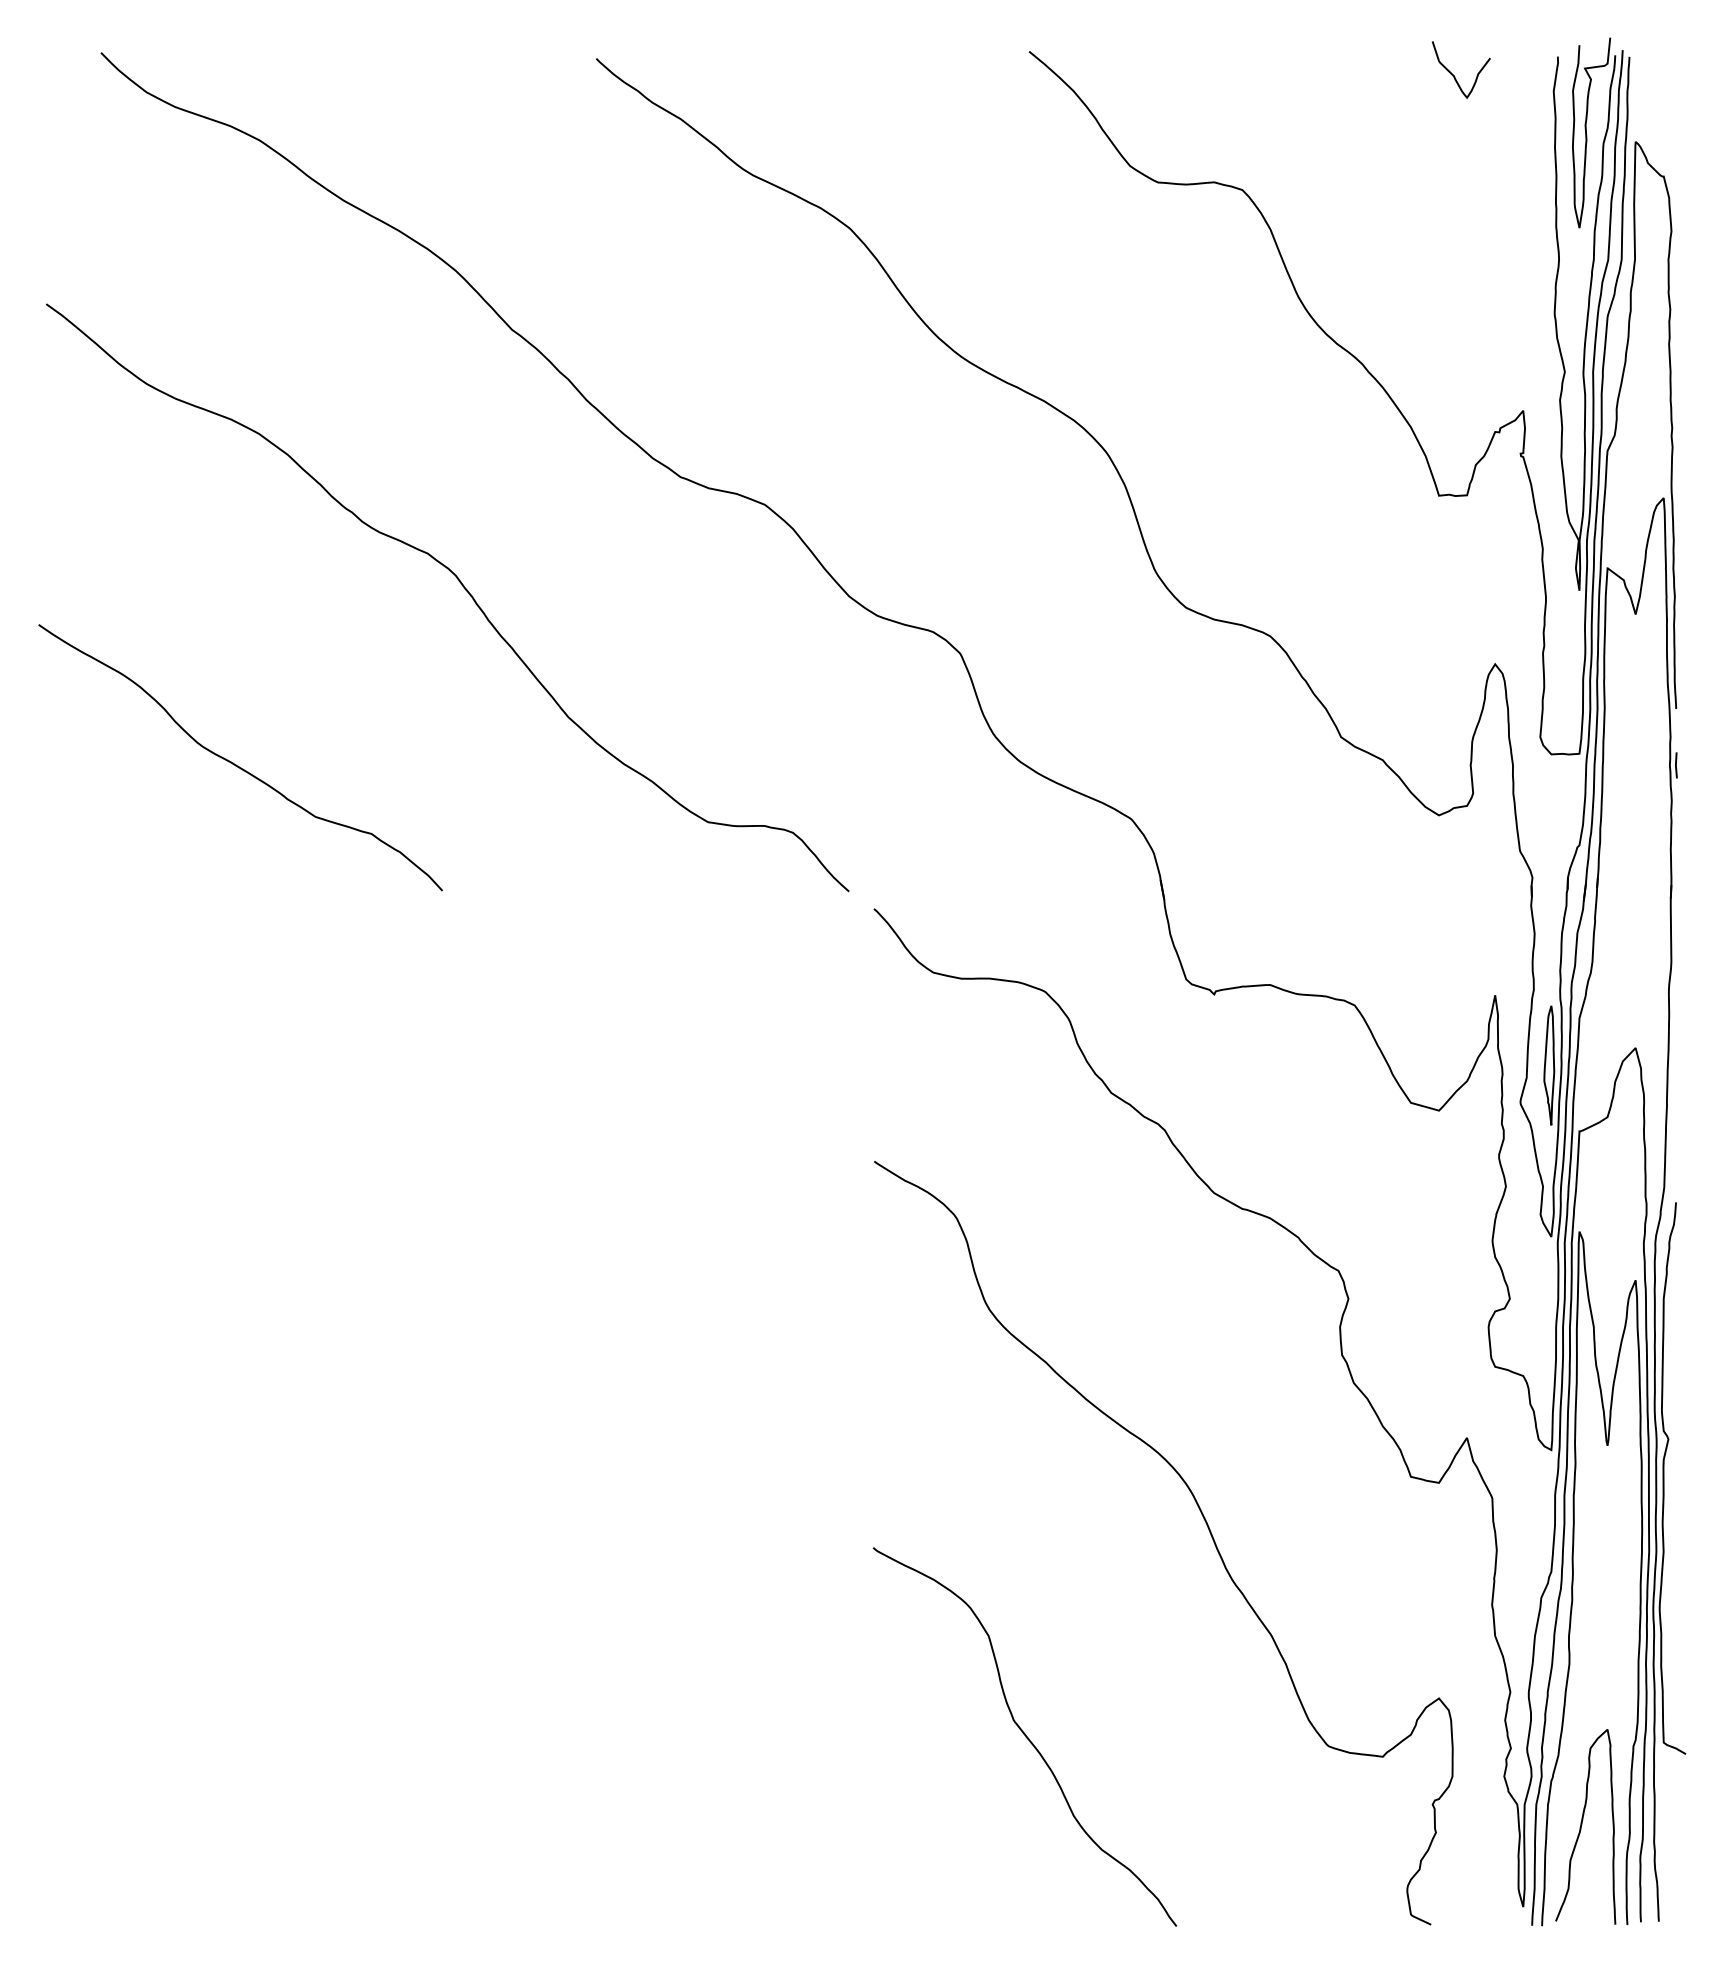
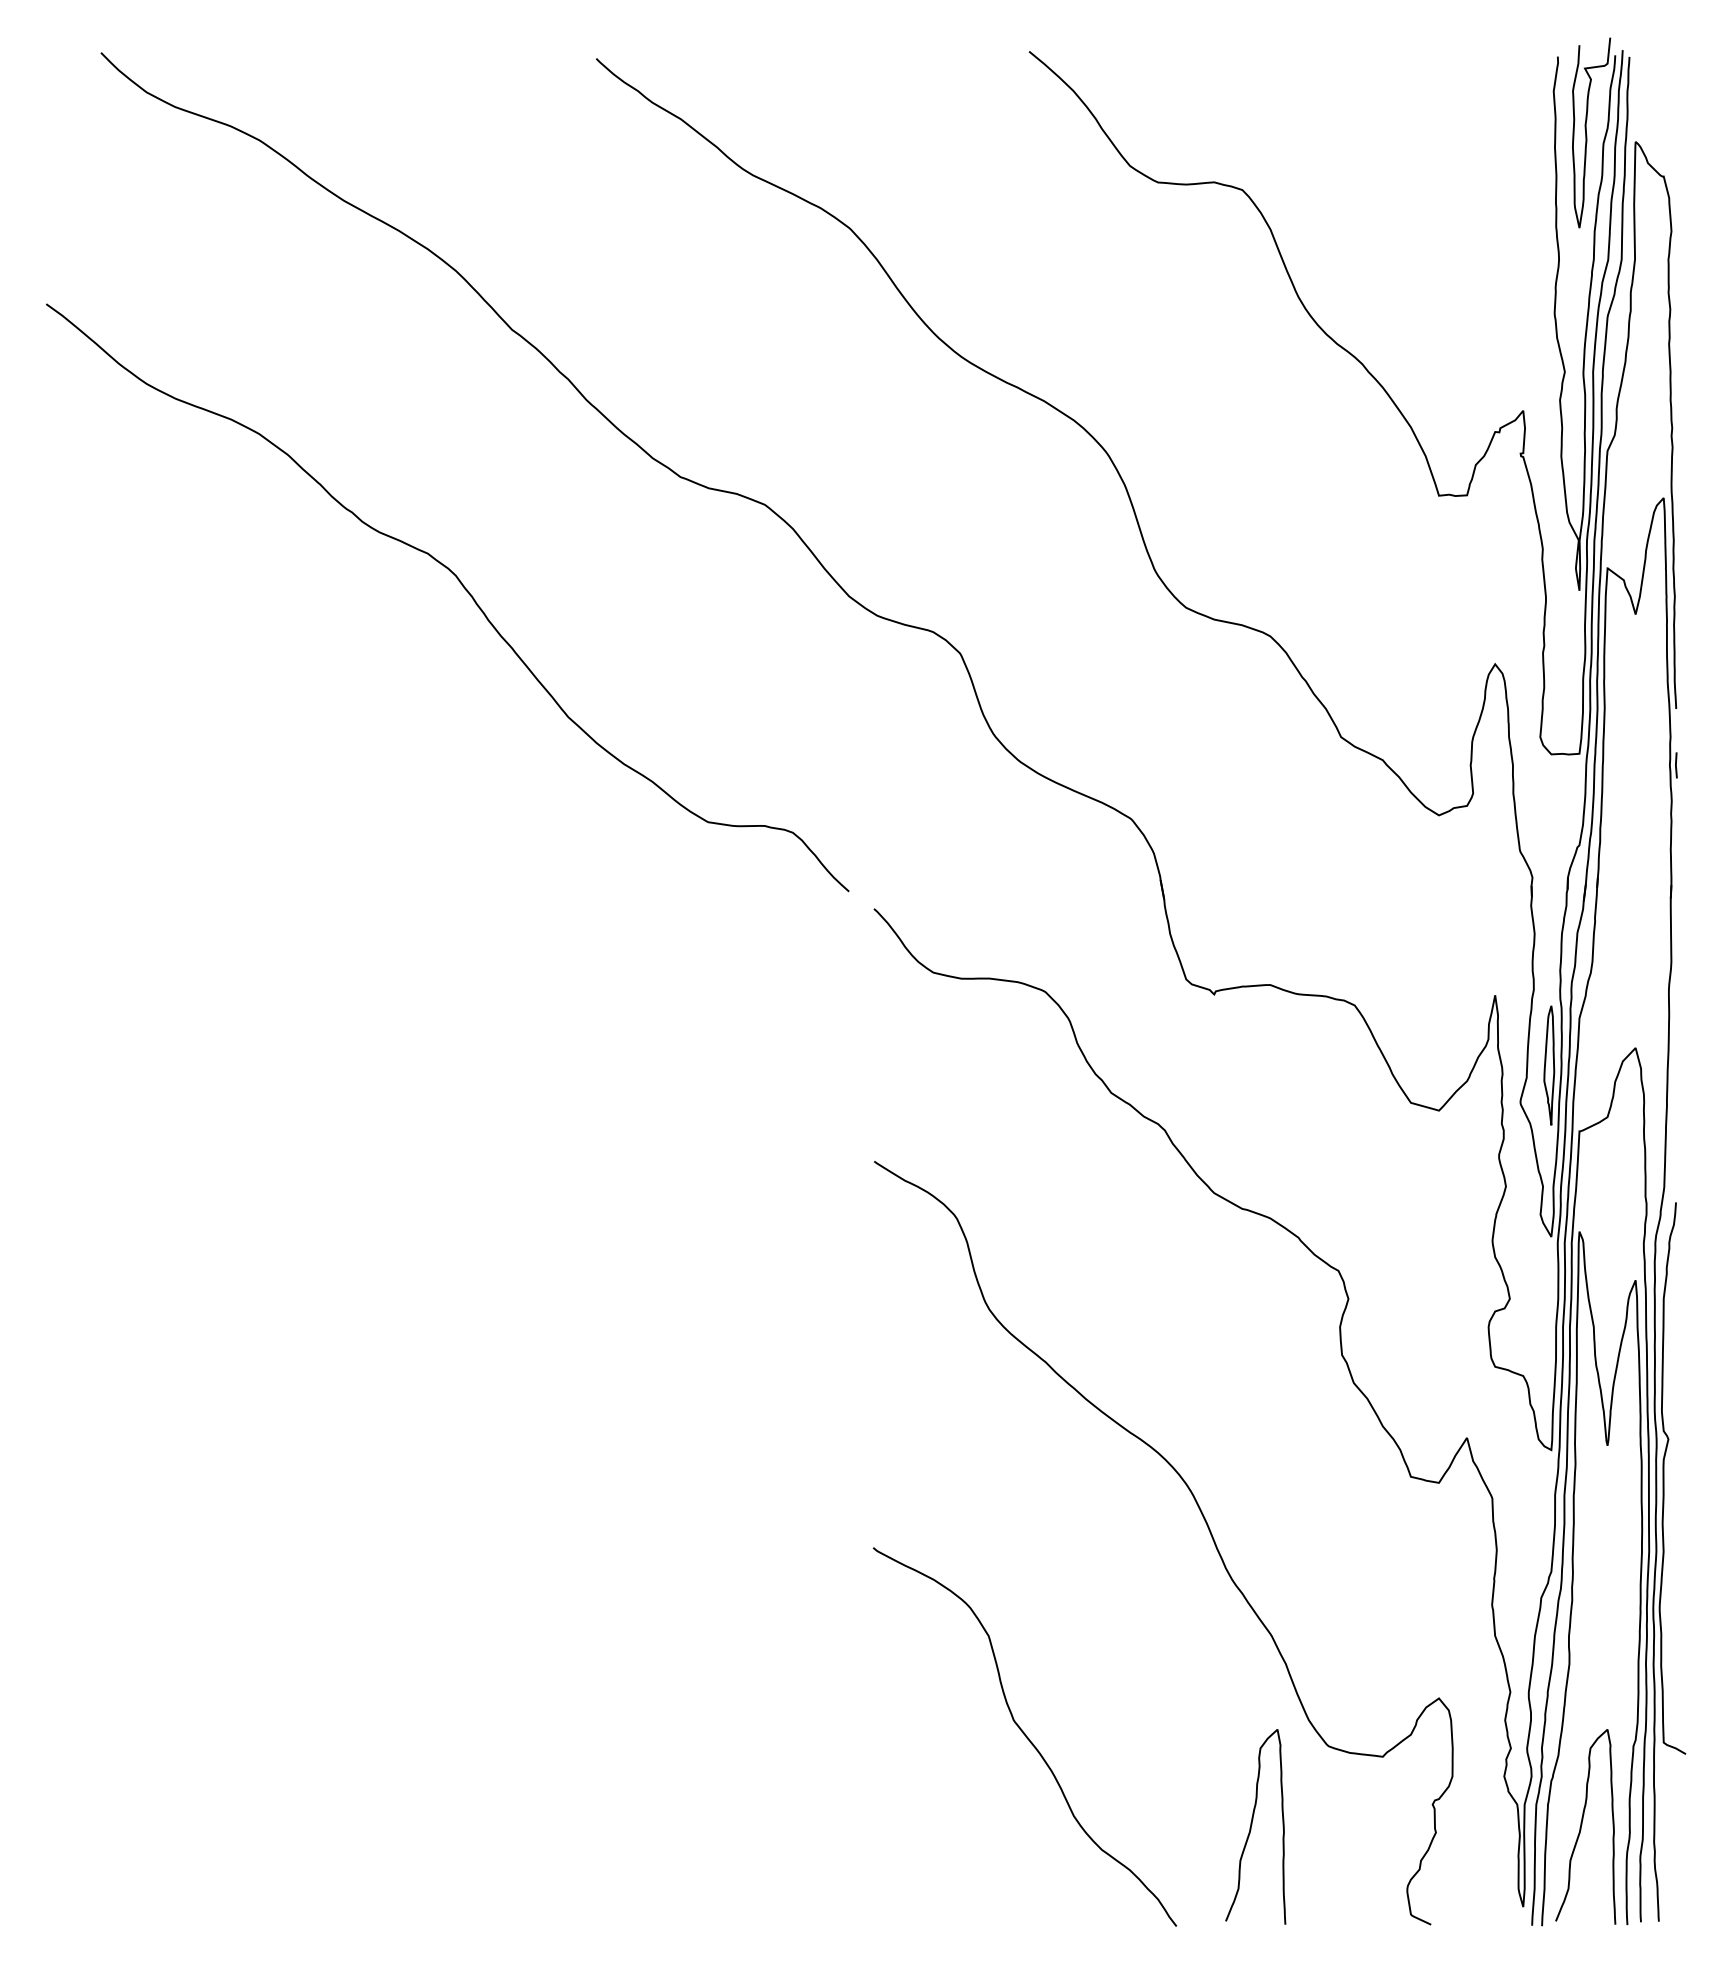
curve: present -> none (1454, 75)
curve: present -> none (236, 764)
curve: none -> present (1252, 1825)
